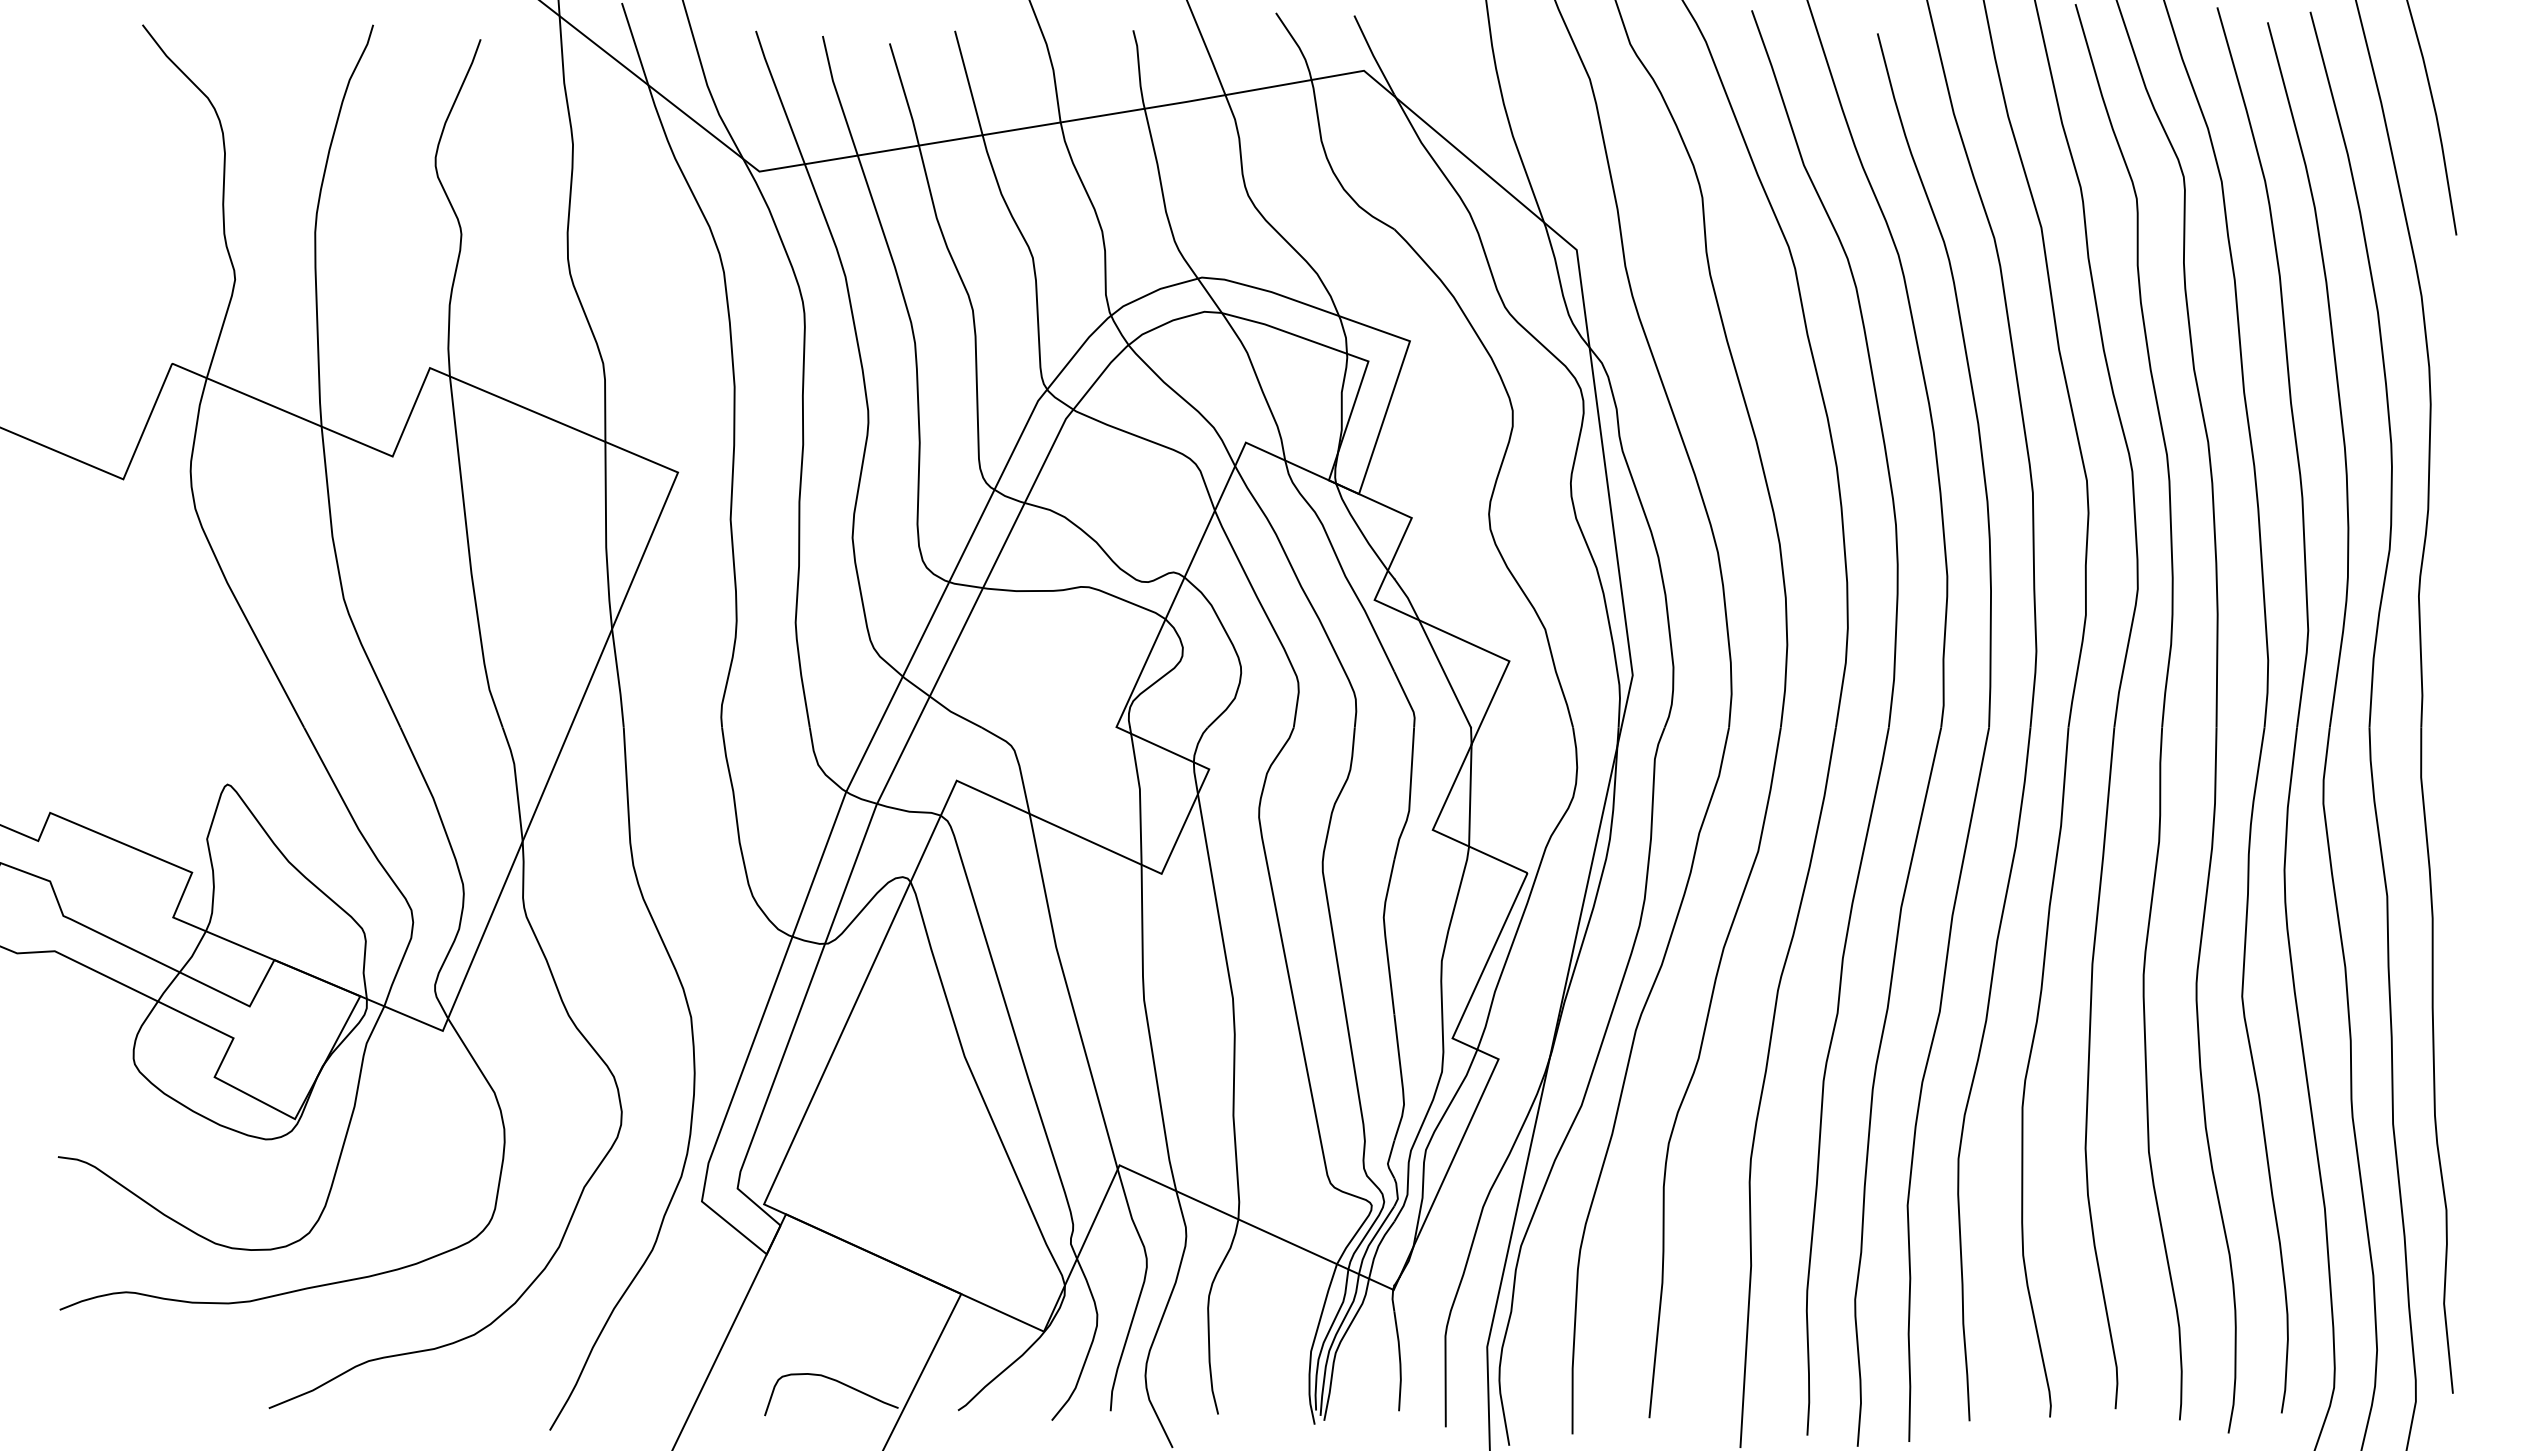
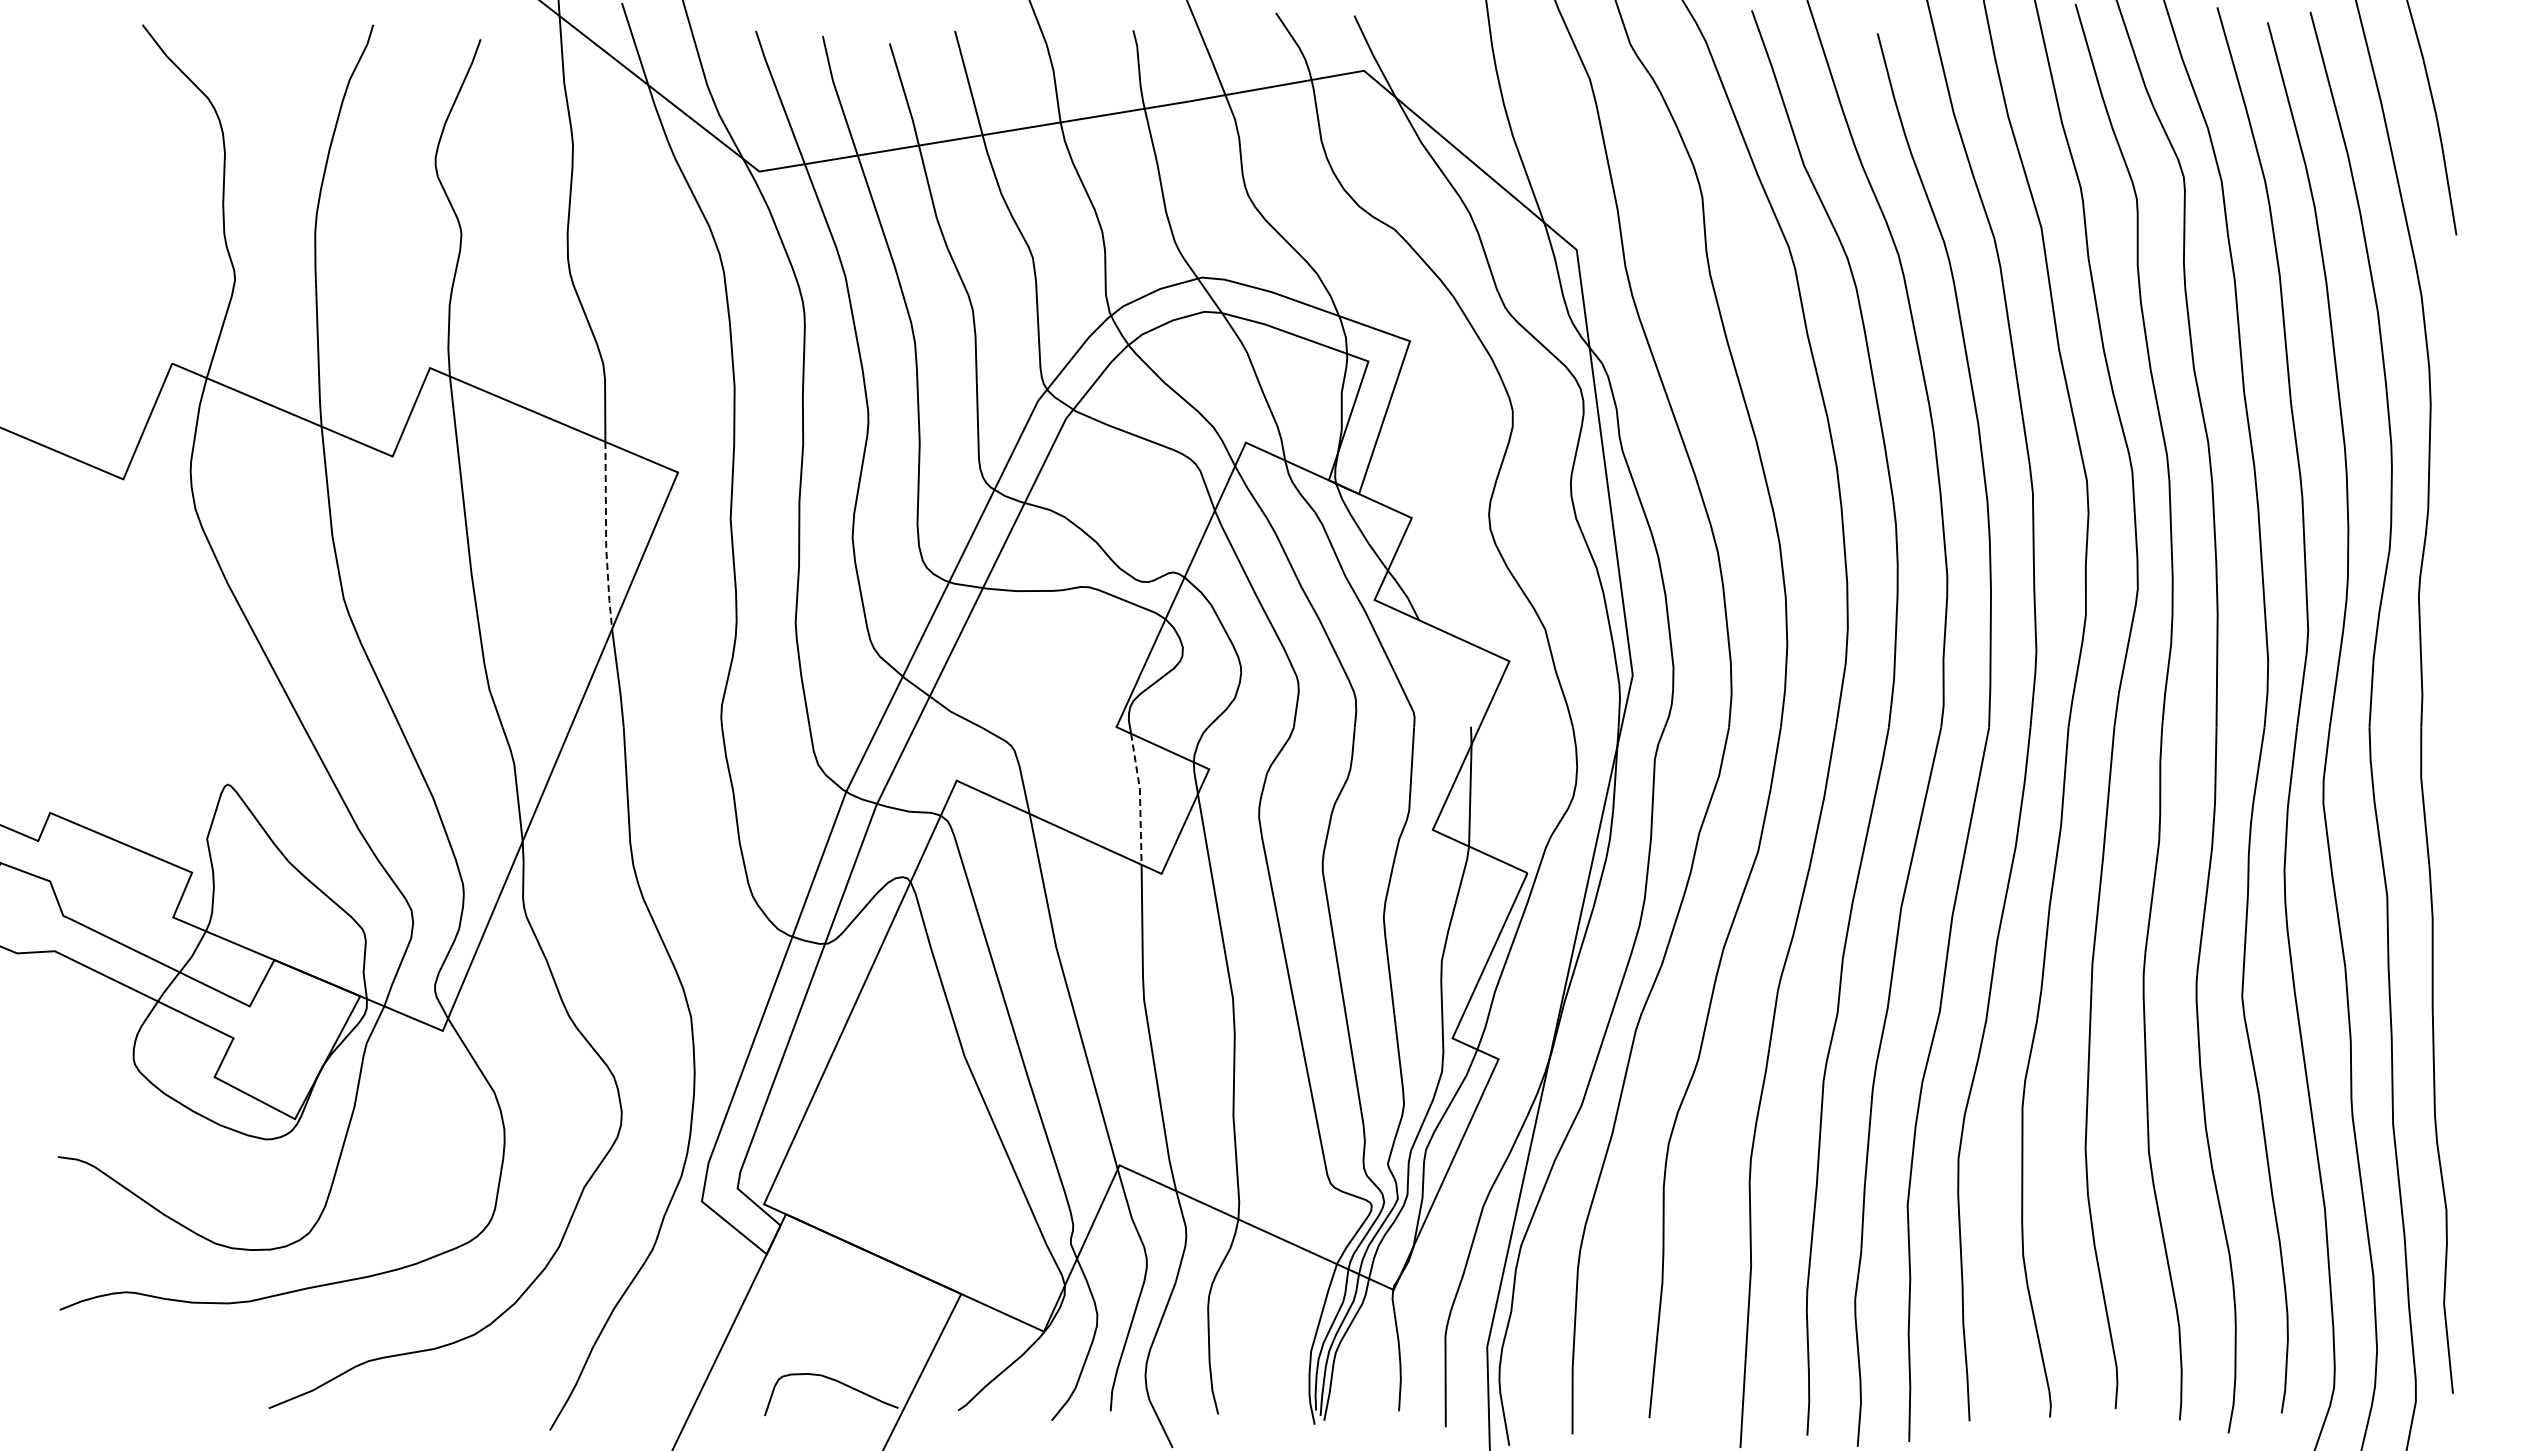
line: solid -> dashed (606, 537)
line: present -> none (1445, 673)
line: solid -> dashed (1140, 798)
